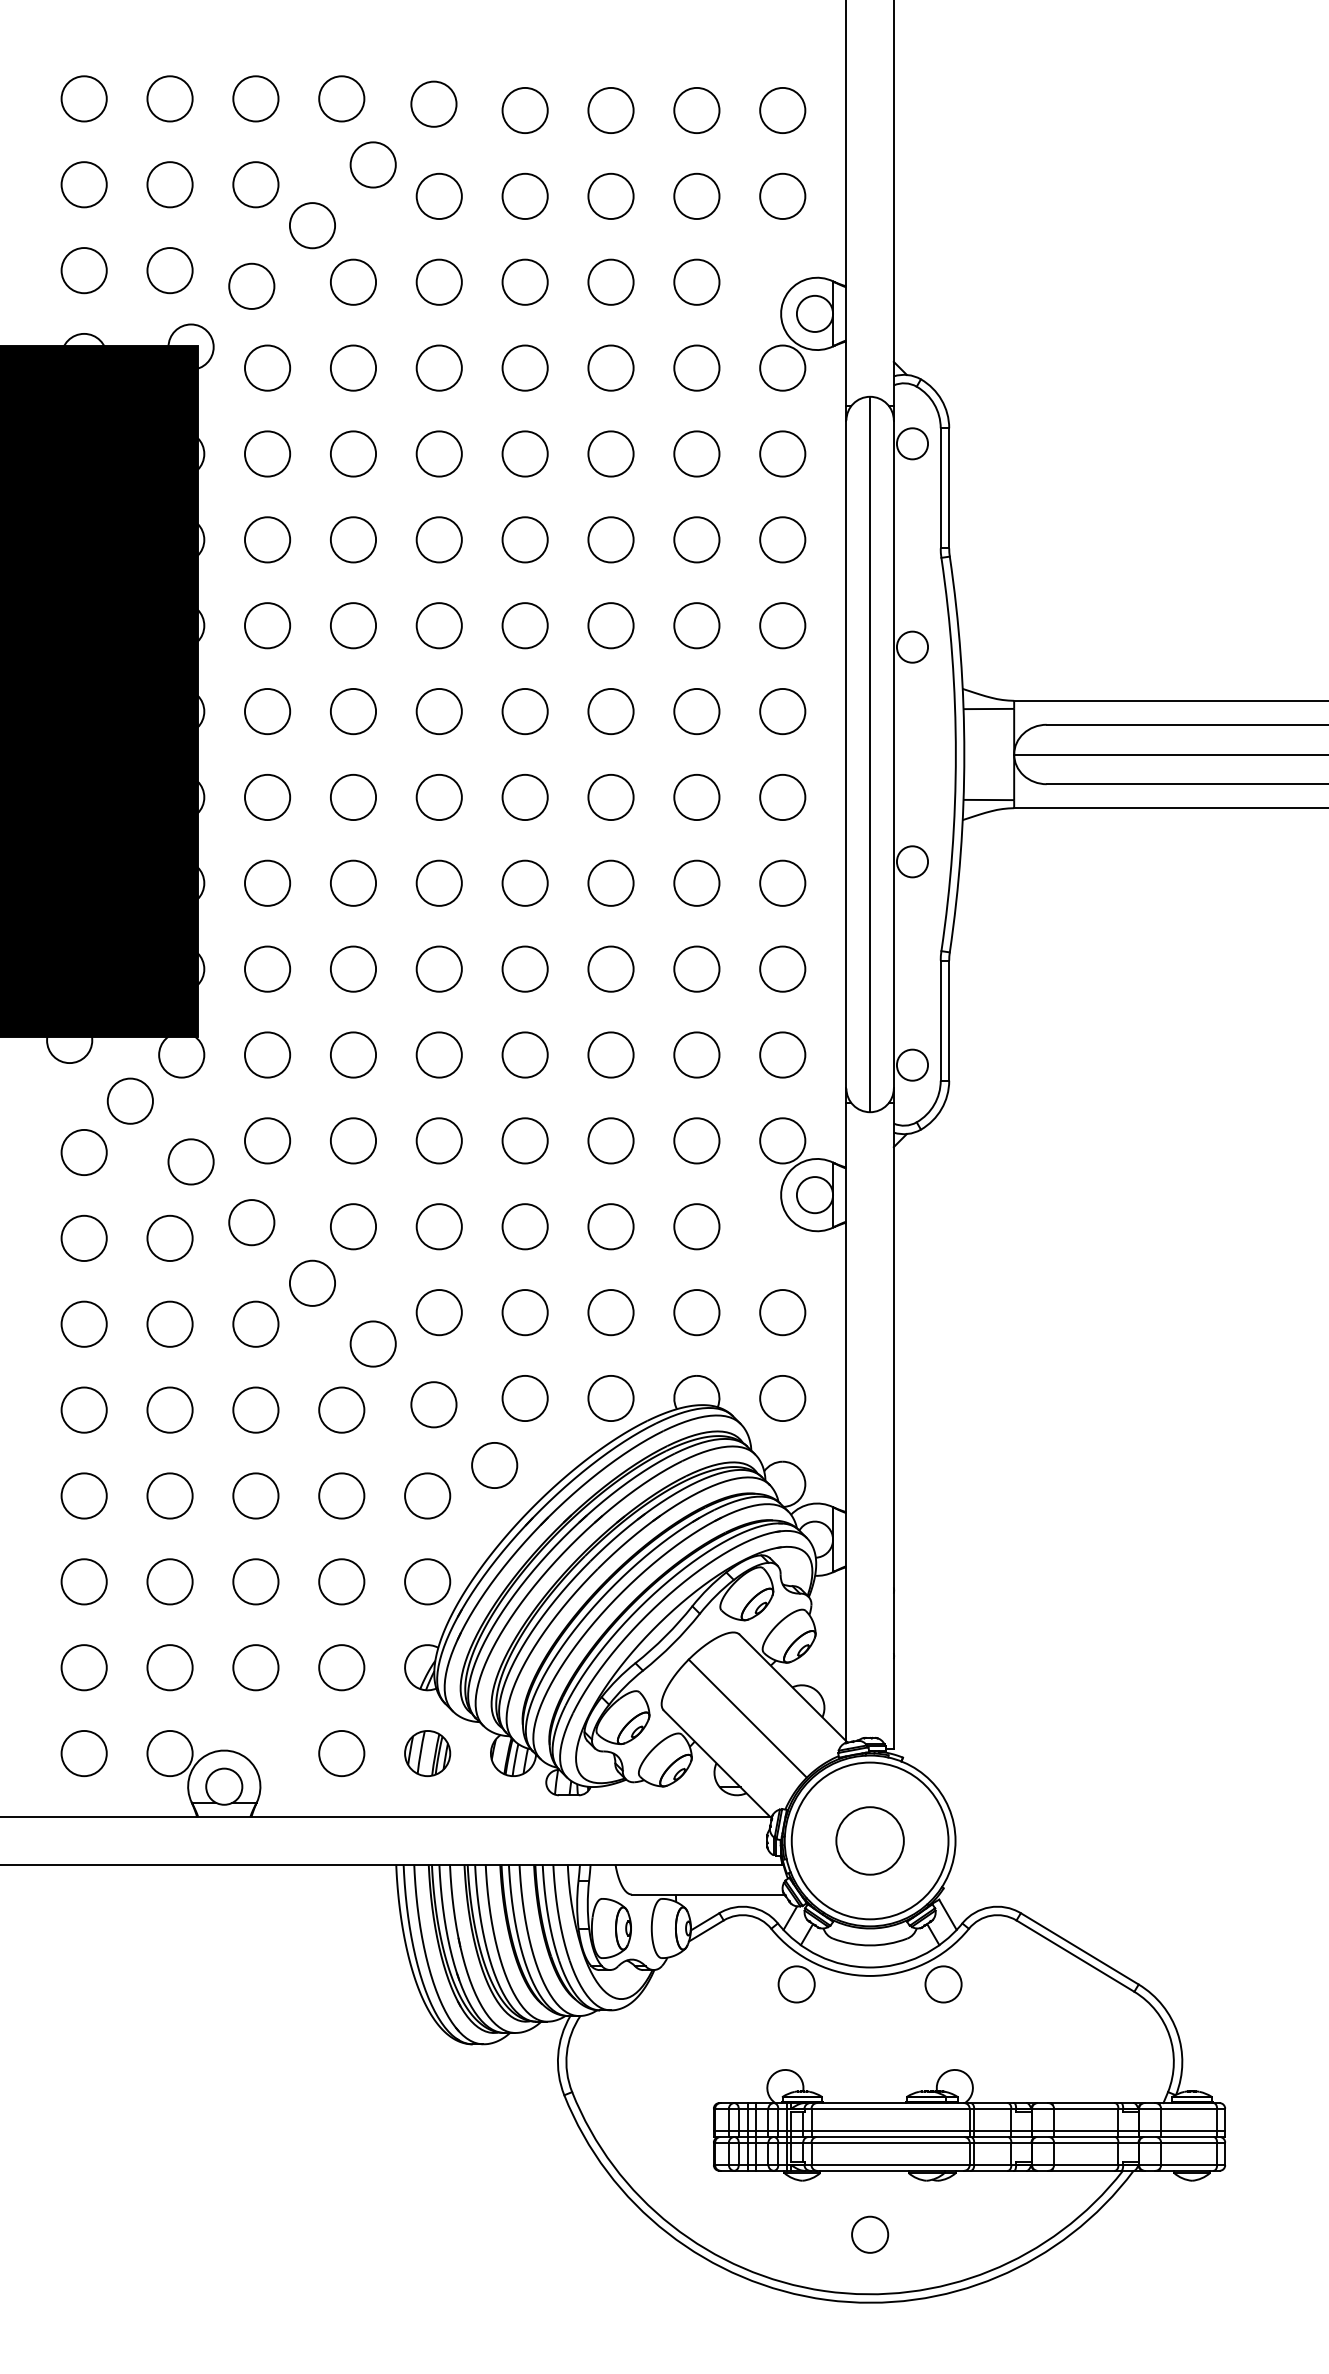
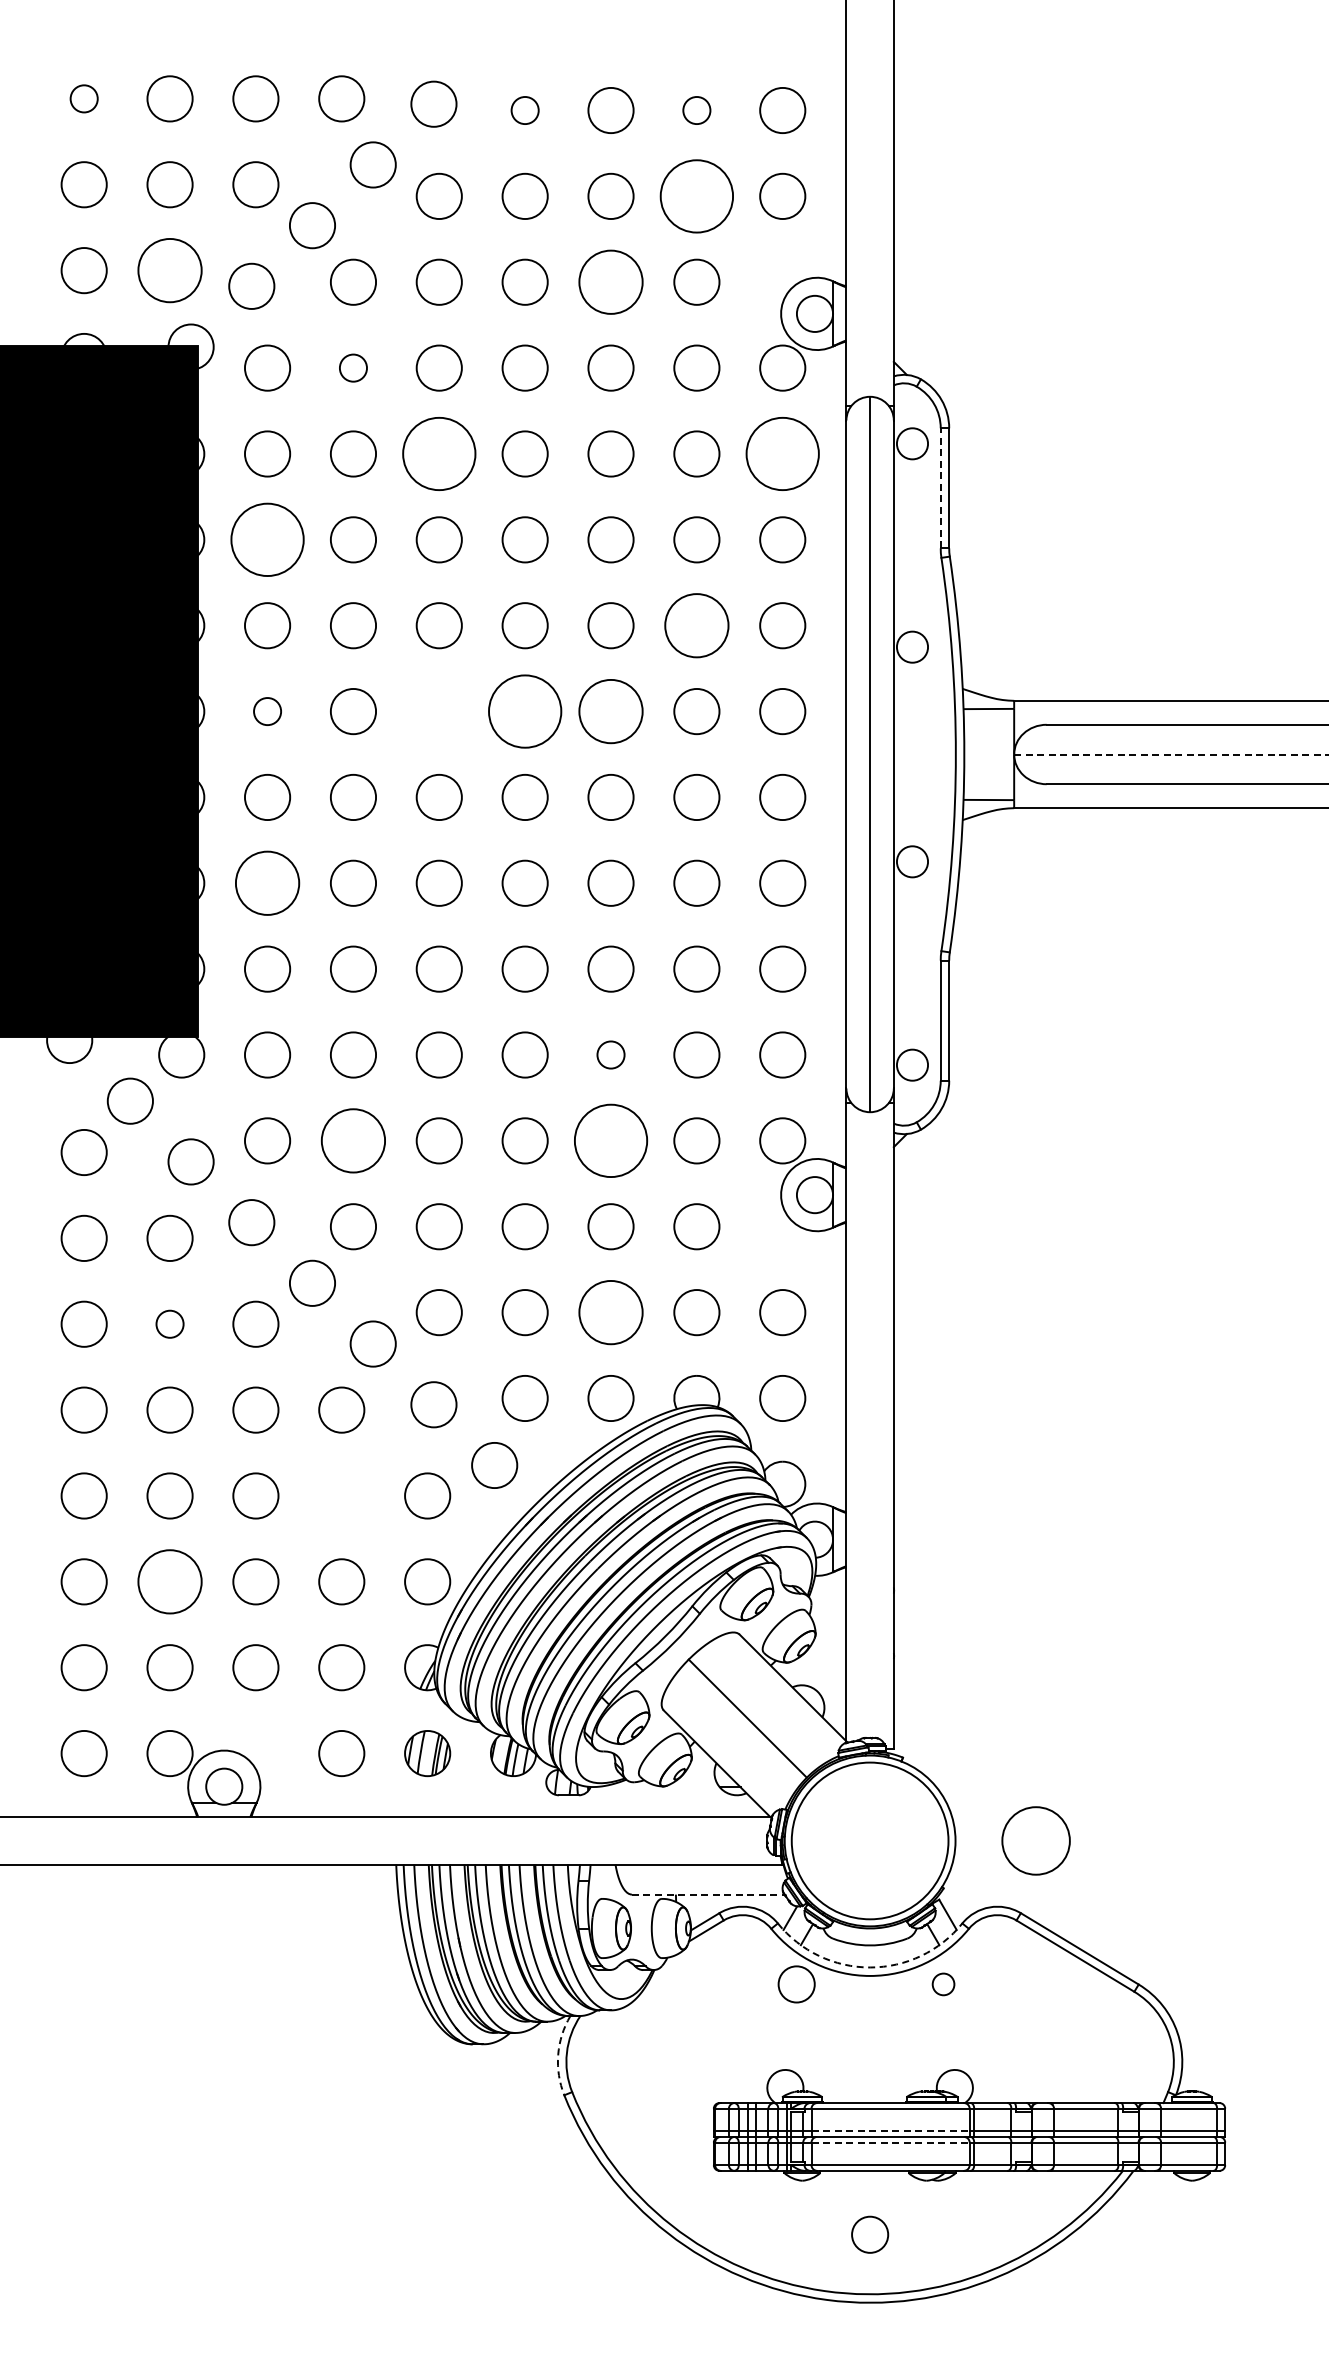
circle diameter: 45 px -> 27 px (83, 98)
circle diameter: 45 px -> 27 px (524, 110)
circle diameter: 45 px -> 27 px (696, 110)
circle diameter: 45 px -> 72 px (696, 196)
circle diameter: 45 px -> 63 px (169, 270)
circle diameter: 45 px -> 63 px (610, 281)
circle diameter: 45 px -> 27 px (353, 367)
circle diameter: 45 px -> 72 px (439, 453)
circle diameter: 45 px -> 72 px (782, 453)
line: solid -> dashed (940, 487)
circle diameter: 45 px -> 72 px (267, 539)
circle diameter: 45 px -> 63 px (696, 625)
circle diameter: 45 px -> 27 px (267, 711)
circle: present -> none (438, 711)
circle diameter: 45 px -> 72 px (525, 711)
circle diameter: 45 px -> 63 px (610, 711)
line: solid -> dashed (1171, 754)
circle diameter: 45 px -> 63 px (267, 882)
circle diameter: 45 px -> 27 px (610, 1054)
circle diameter: 45 px -> 63 px (353, 1140)
circle diameter: 45 px -> 72 px (610, 1140)
circle diameter: 45 px -> 63 px (610, 1312)
circle diameter: 45 px -> 27 px (169, 1323)
circle: present -> none (341, 1495)
circle diameter: 45 px -> 63 px (169, 1581)
circle position: (869, 1840) -> (1035, 1840) (1035, 1840)
line: solid -> dashed (708, 1894)
arc: solid -> dashed (870, 1967)
circle diameter: 36 px -> 22 px (943, 1984)
arc: solid -> dashed (558, 2054)
line: solid -> dashed (891, 2131)
line: solid -> dashed (891, 2142)
